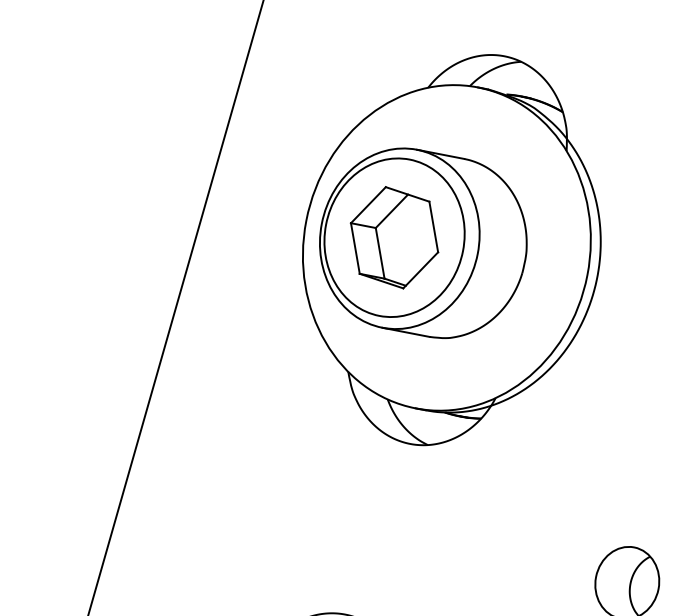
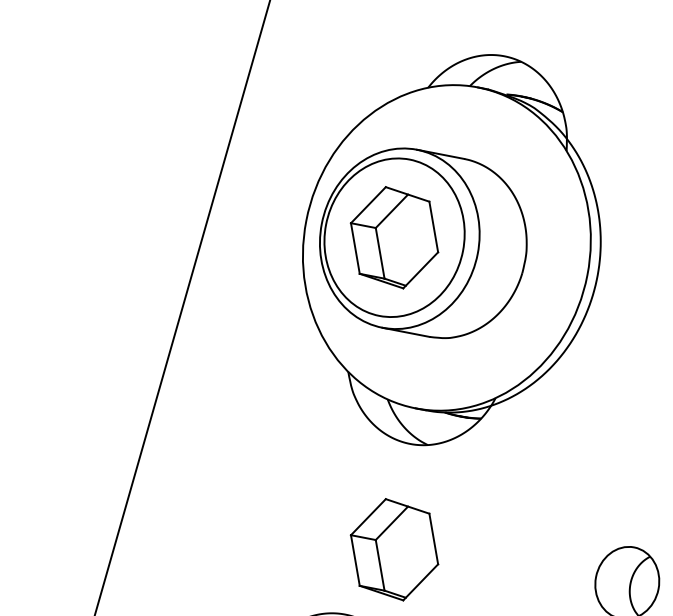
line position: (175, 307) -> (182, 307) (182, 307)
part: none -> present (394, 549)
